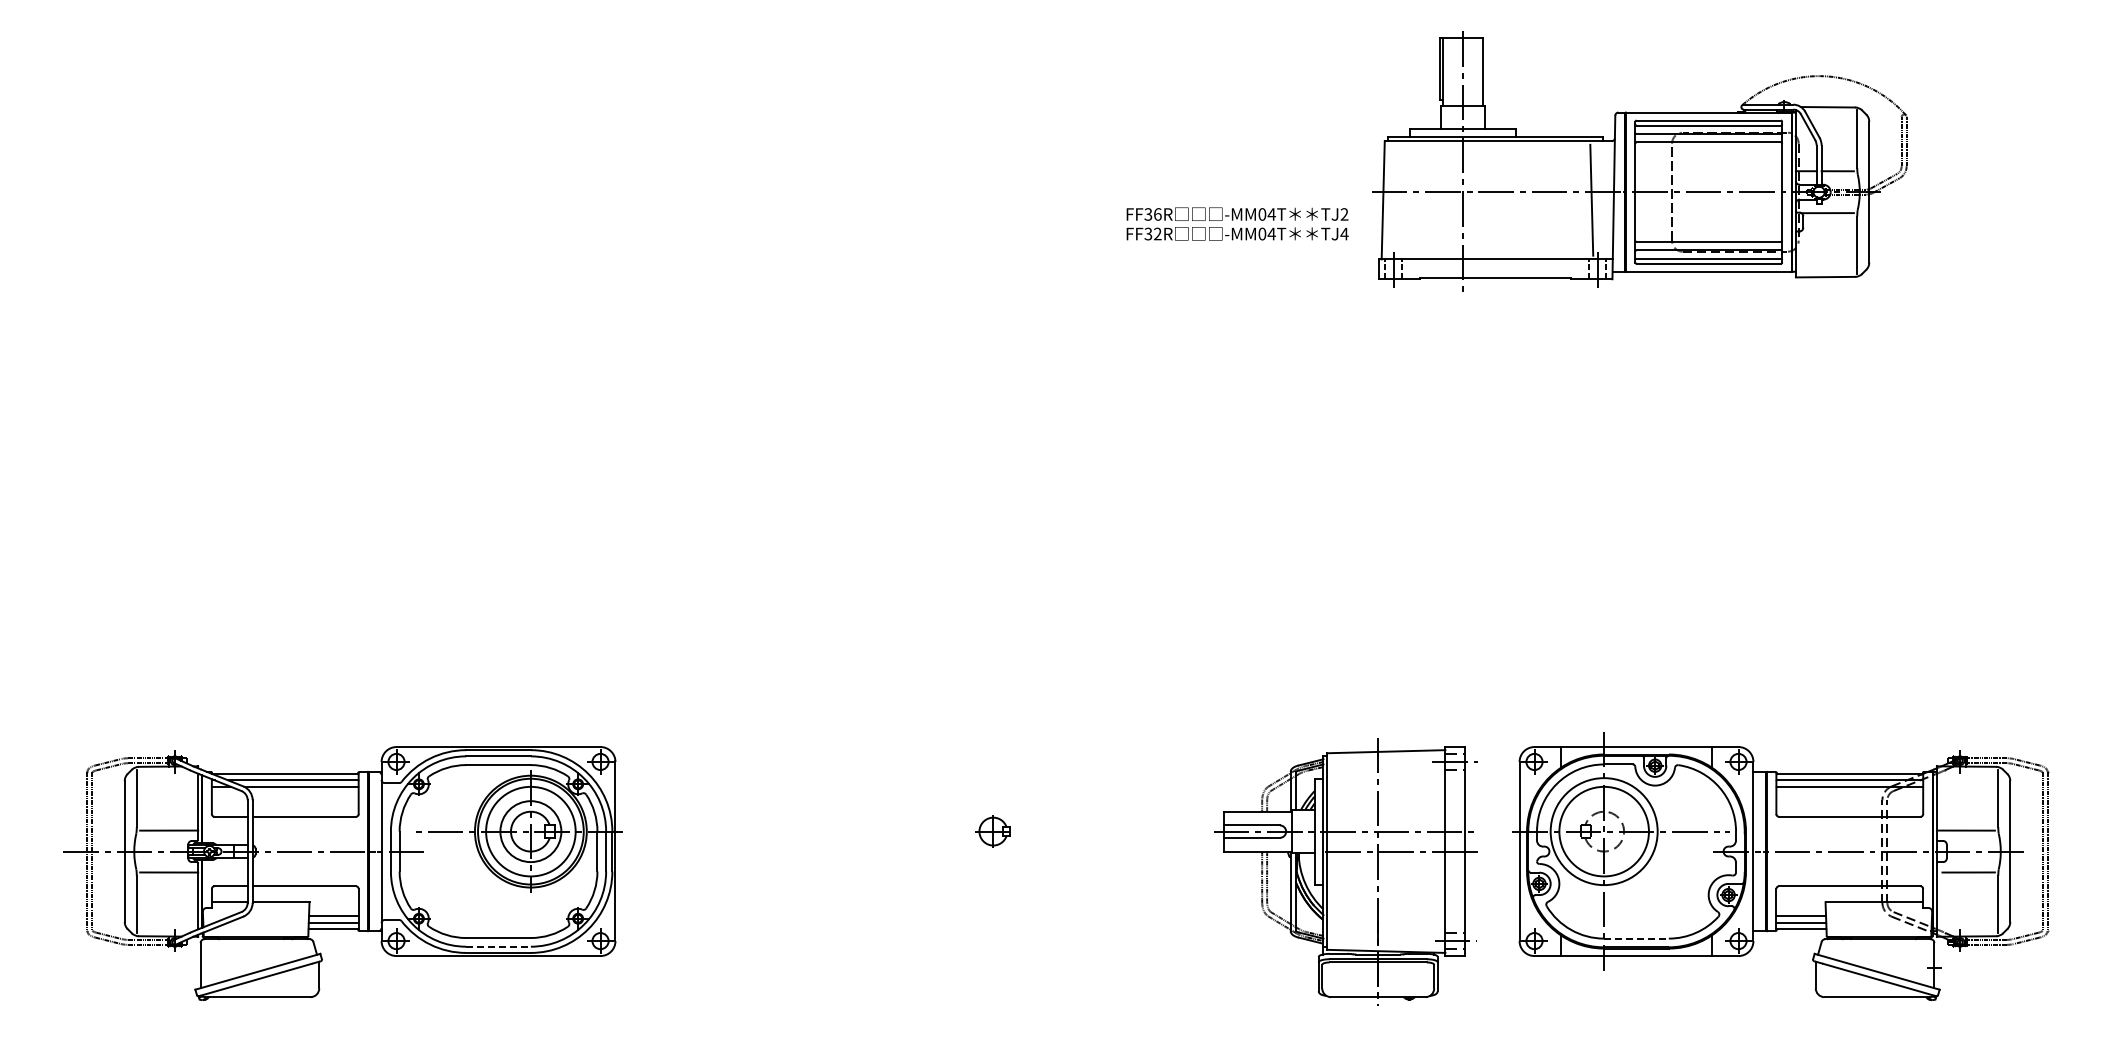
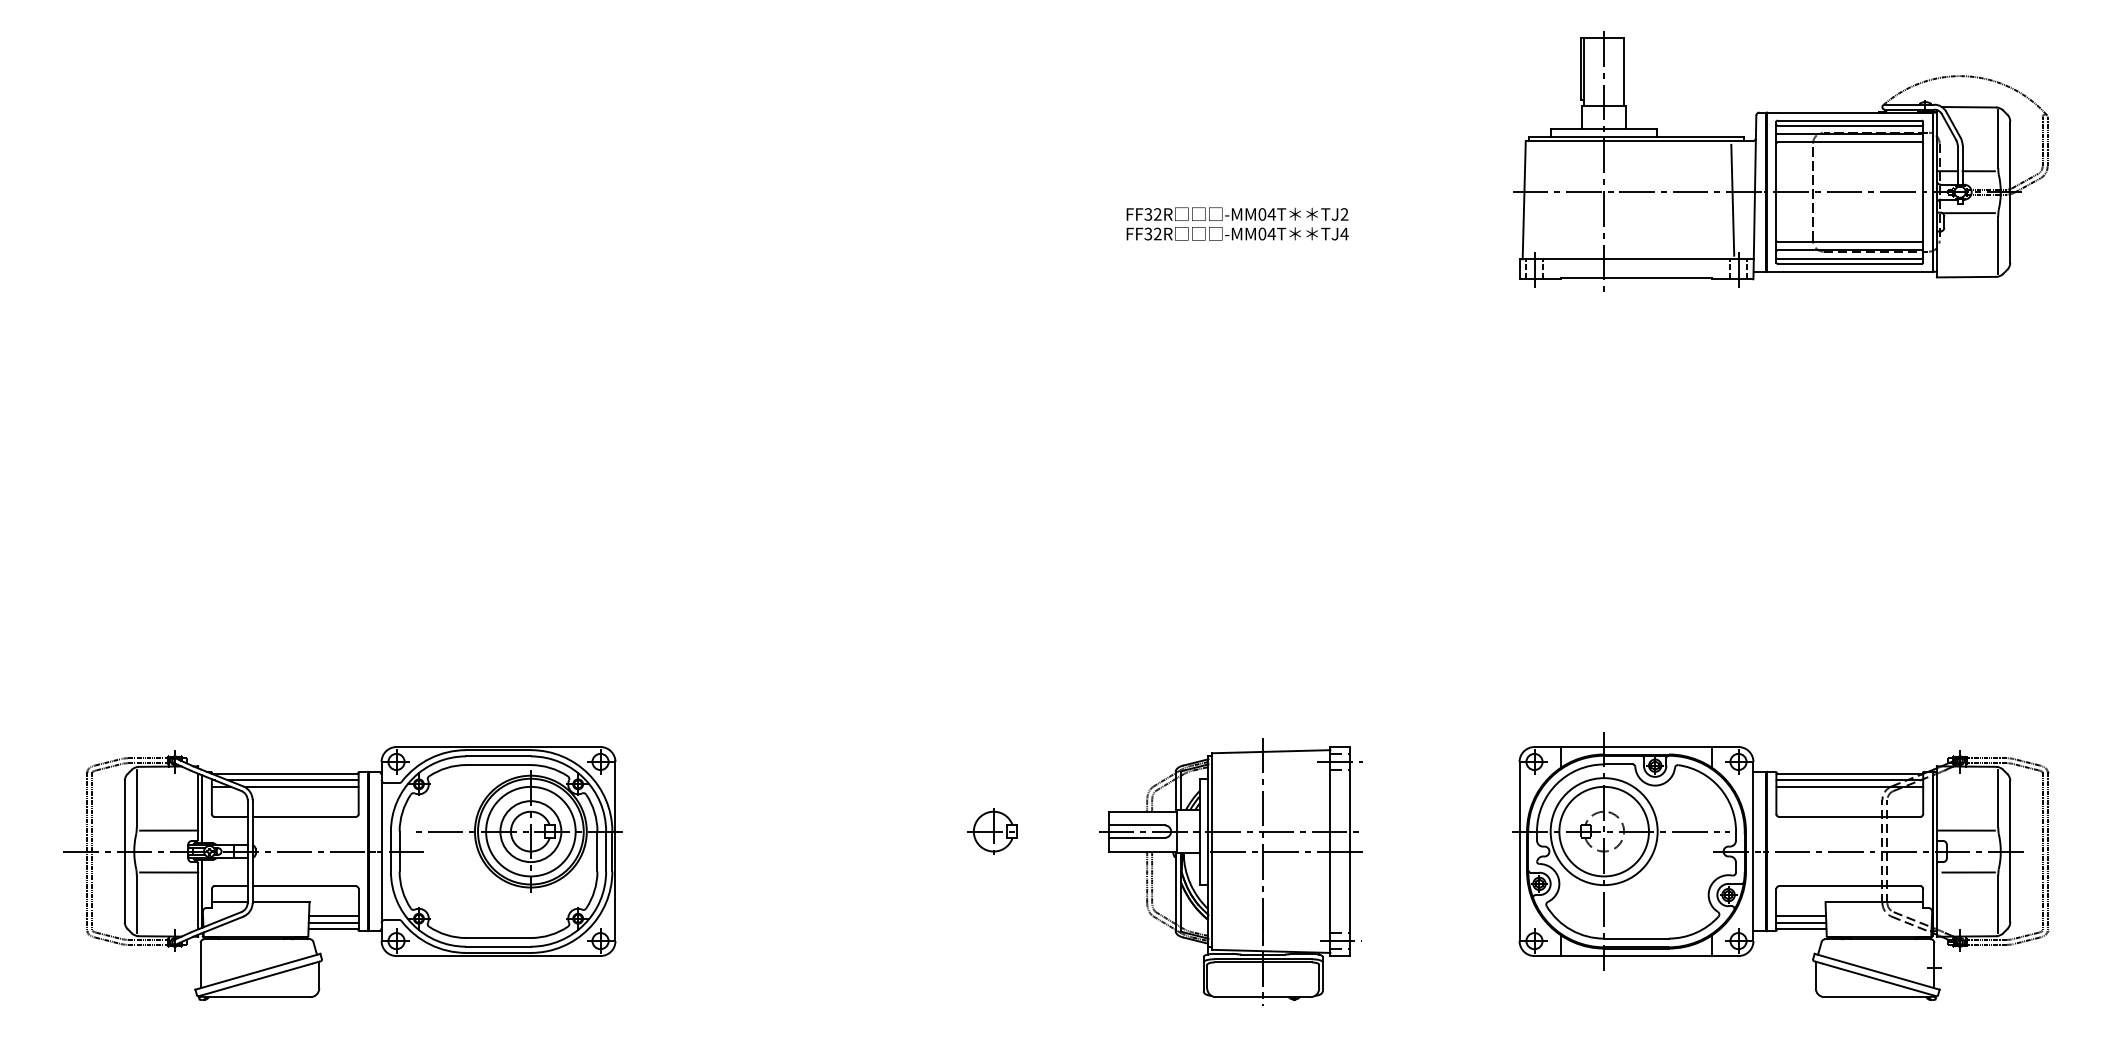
part position: (1639, 161) -> (1780, 161) (1780, 161)
text: FF36R -> FF32R (1157, 214)
part size: 36x33 px -> 51x47 px (992, 831)
part position: (1345, 871) -> (1230, 871) (1230, 871)
line: dashed -> solid (1637, 938)
line: dashed -> solid (499, 946)
